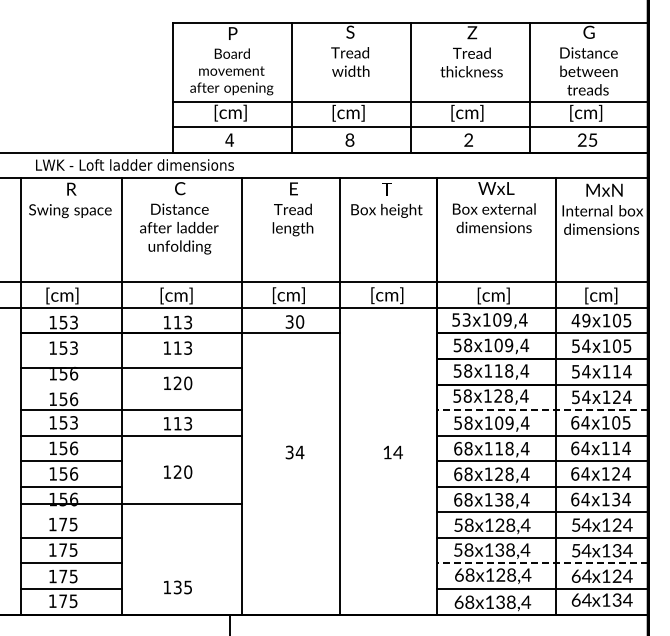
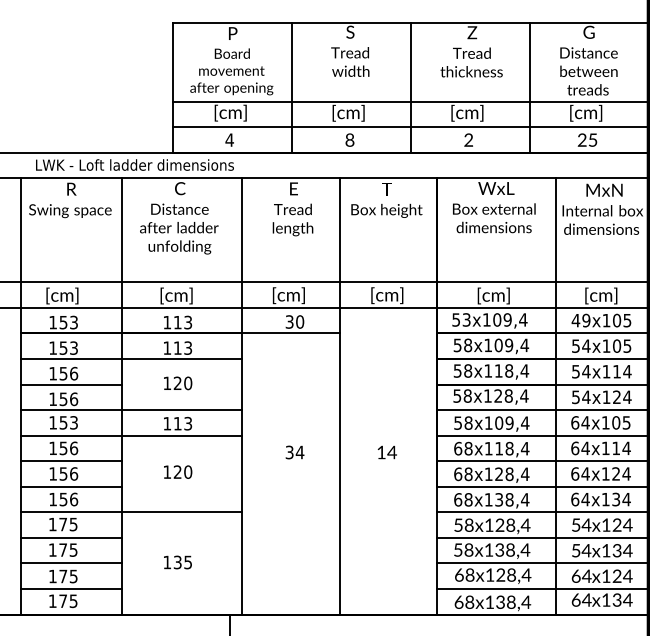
line position: (131, 367) -> (131, 358) (131, 358)
line: none -> present (71, 384)
line: dashed -> solid (542, 410)
text position: (392, 452) -> (386, 452) (386, 452)
line position: (131, 504) -> (131, 512) (131, 512)
line: dashed -> solid (542, 563)
text position: (177, 587) -> (177, 562) (177, 562)
